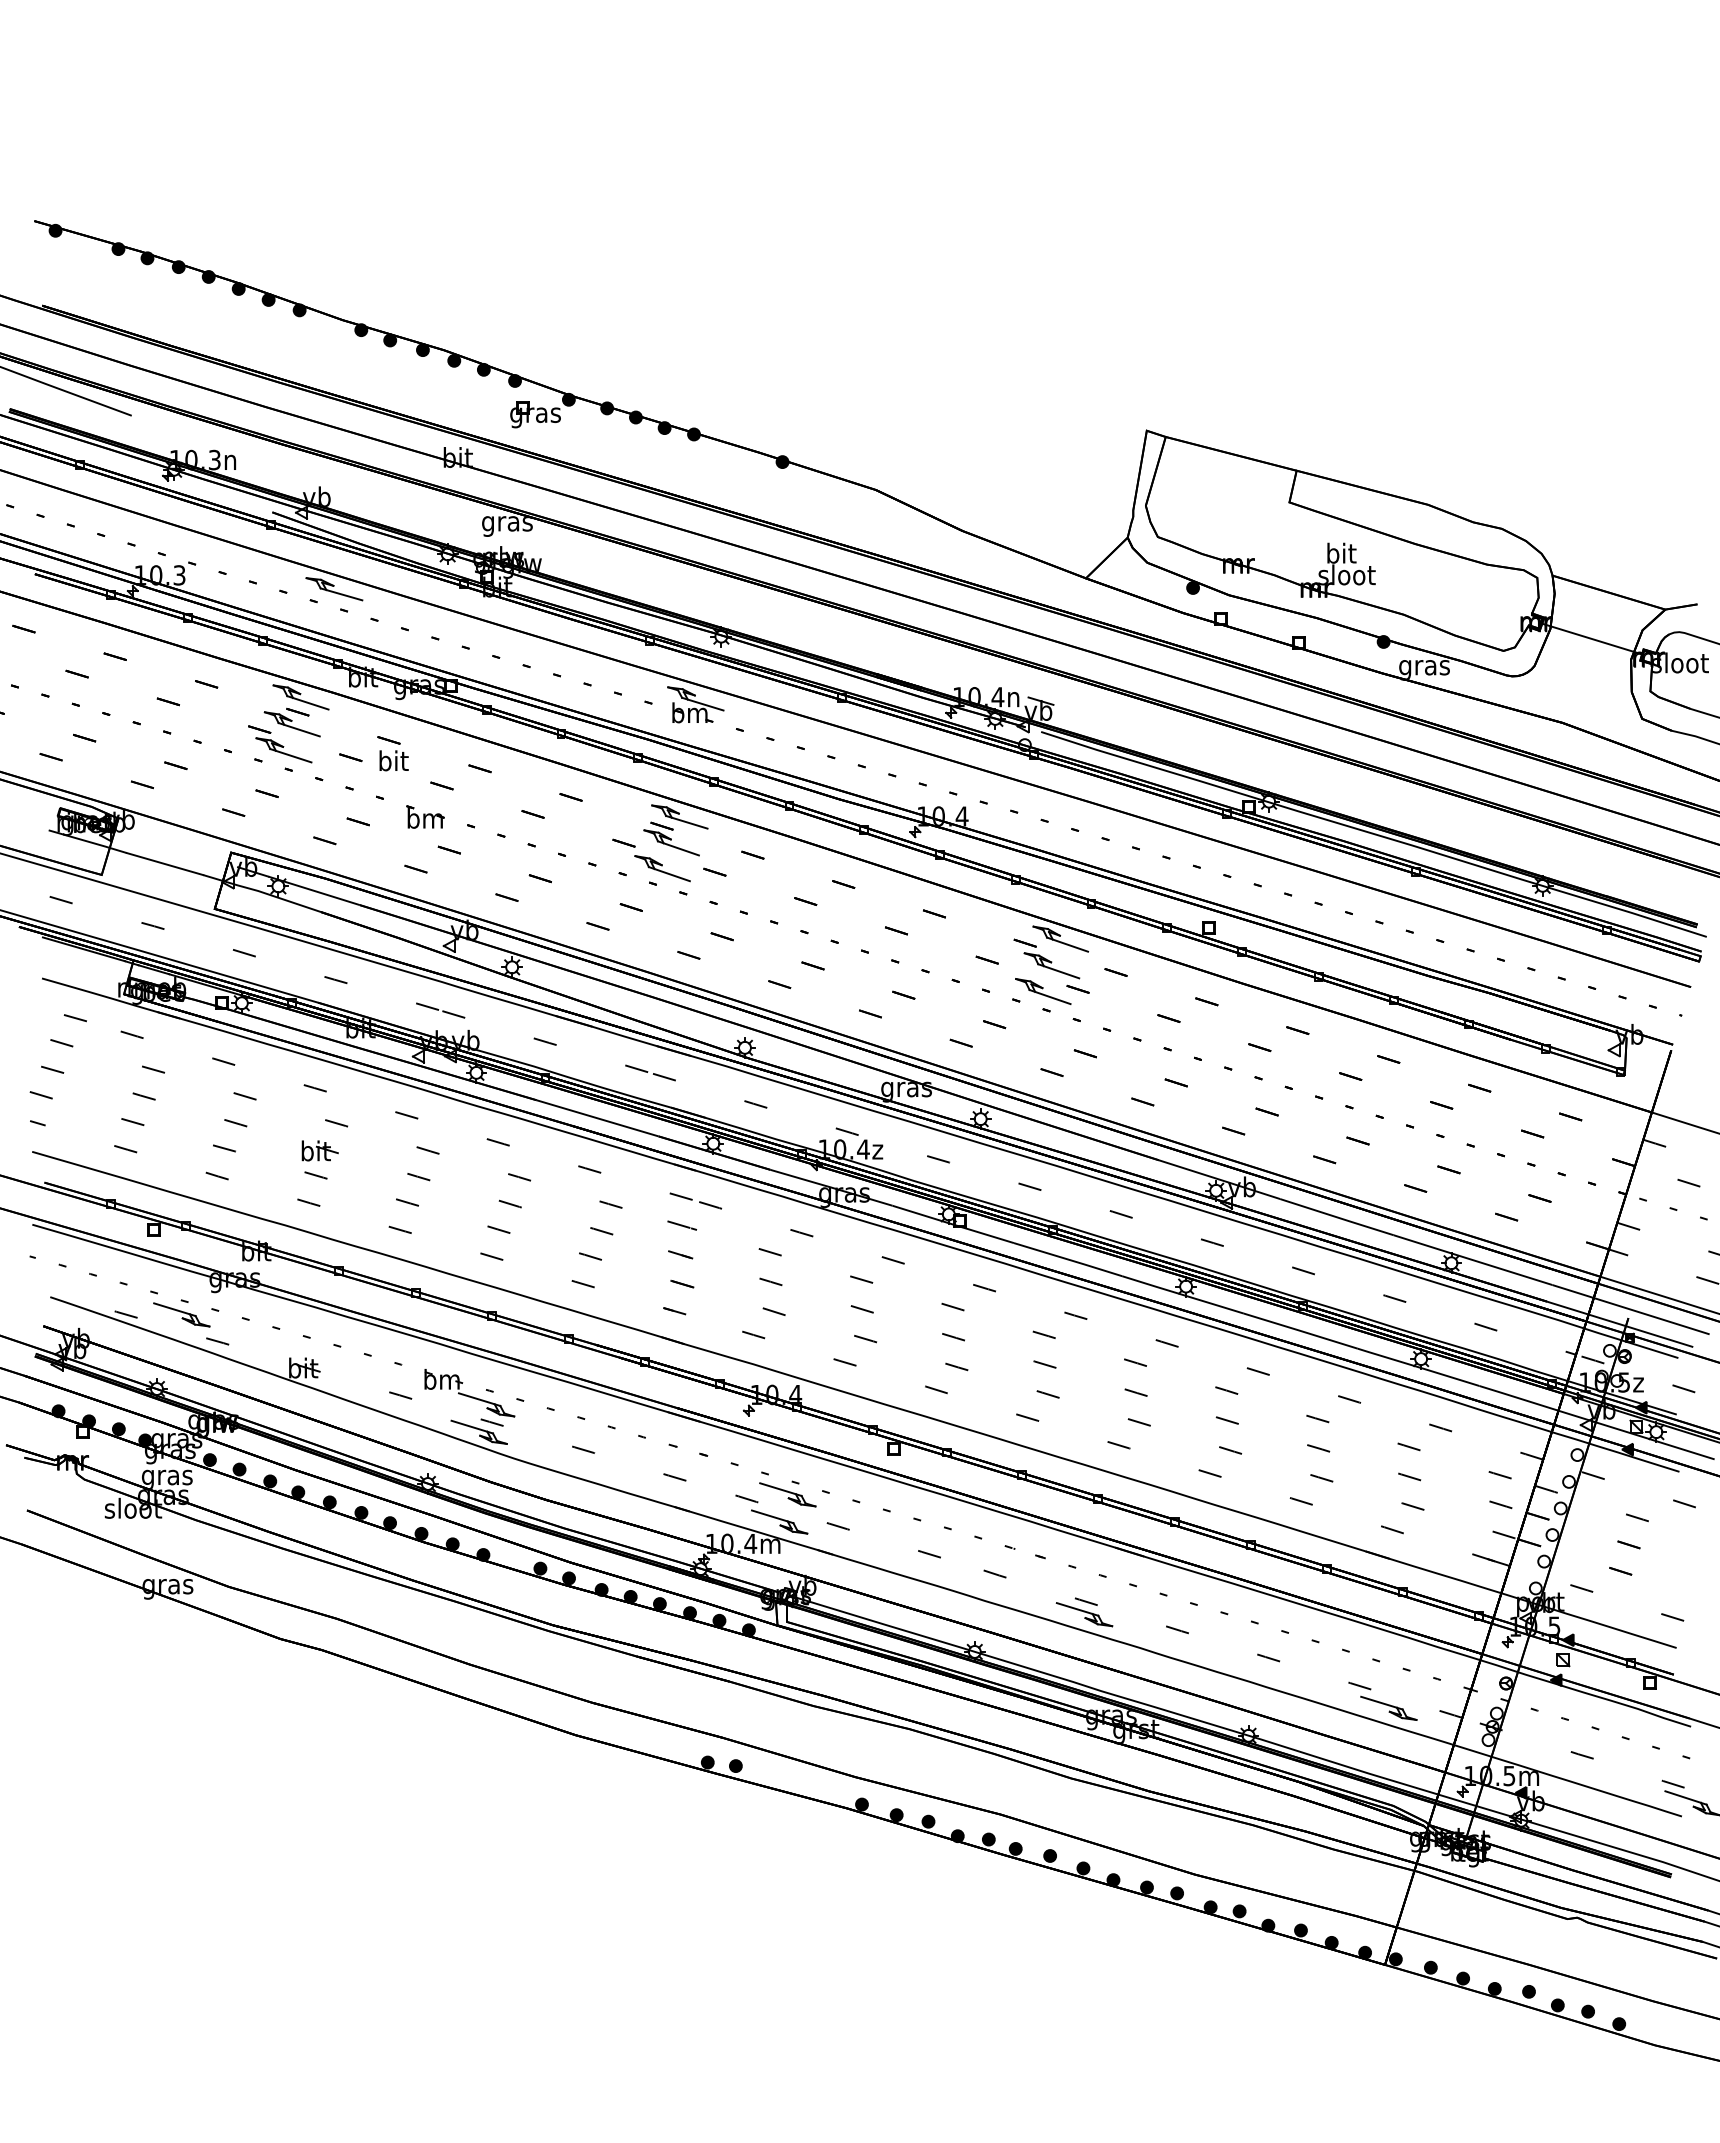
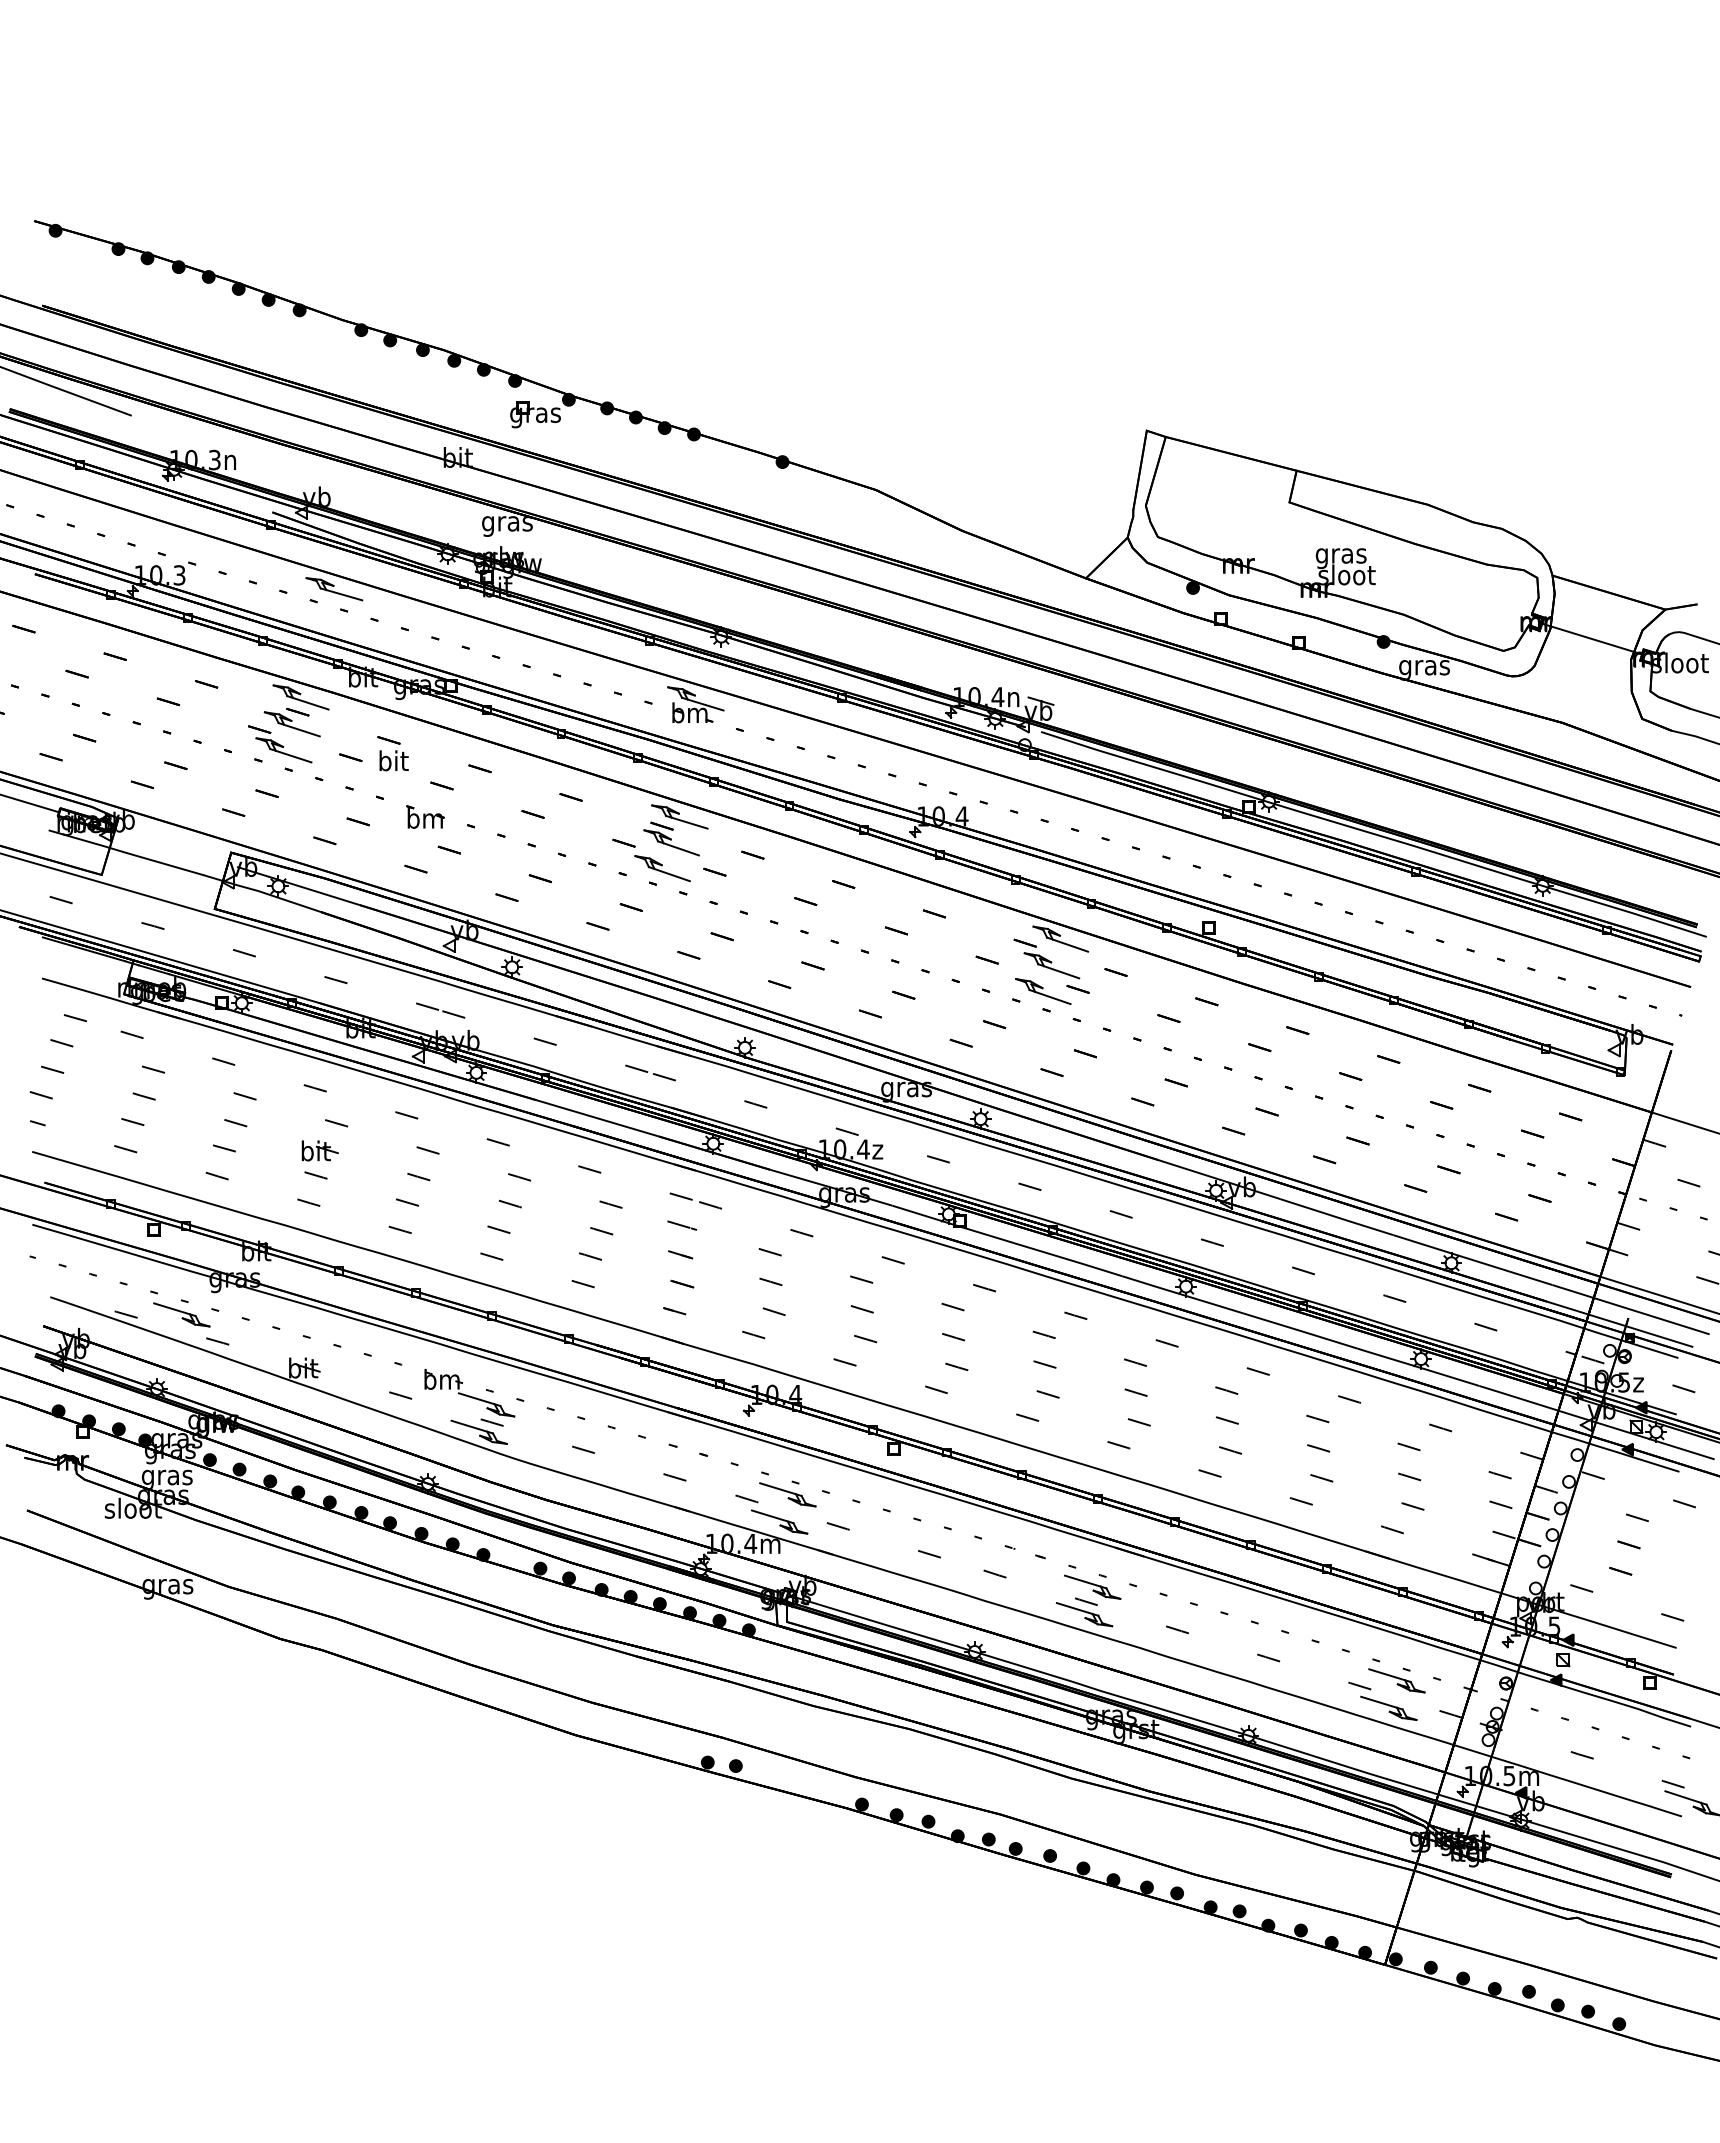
text: bit -> gras (1340, 555)
line: none -> present (30, 803)
part: none -> present (1092, 1586)
part: none -> present (1396, 1680)
